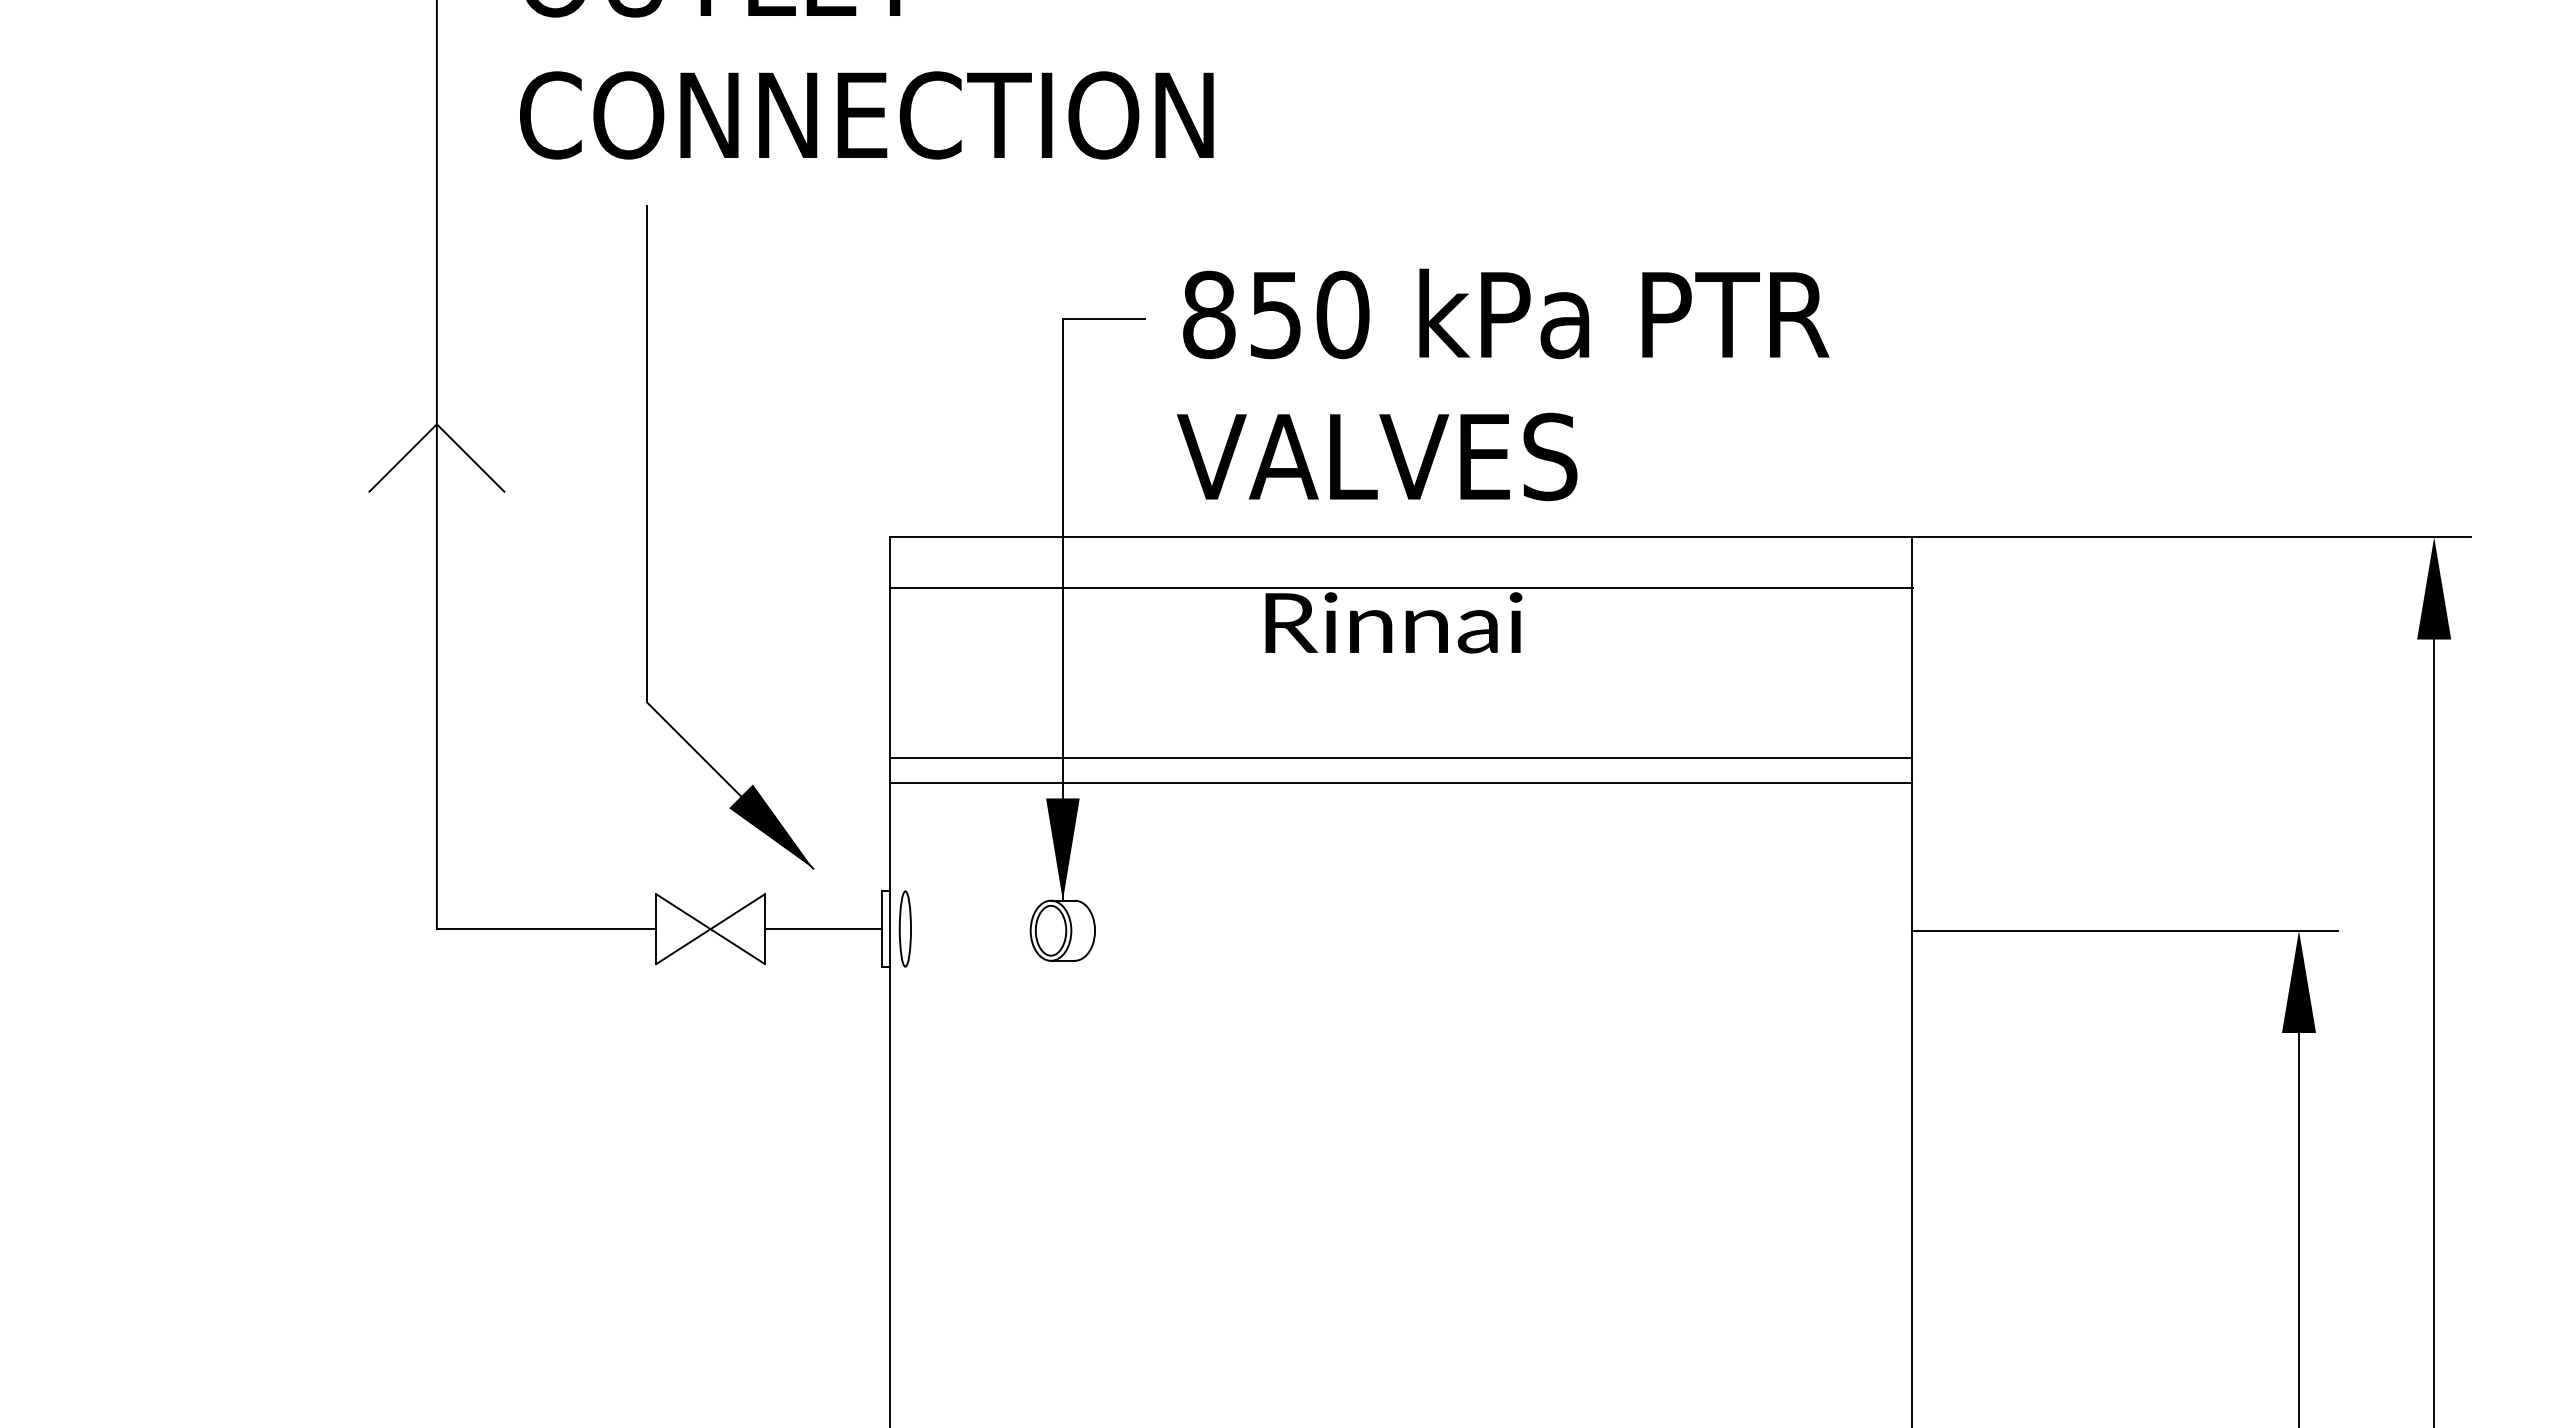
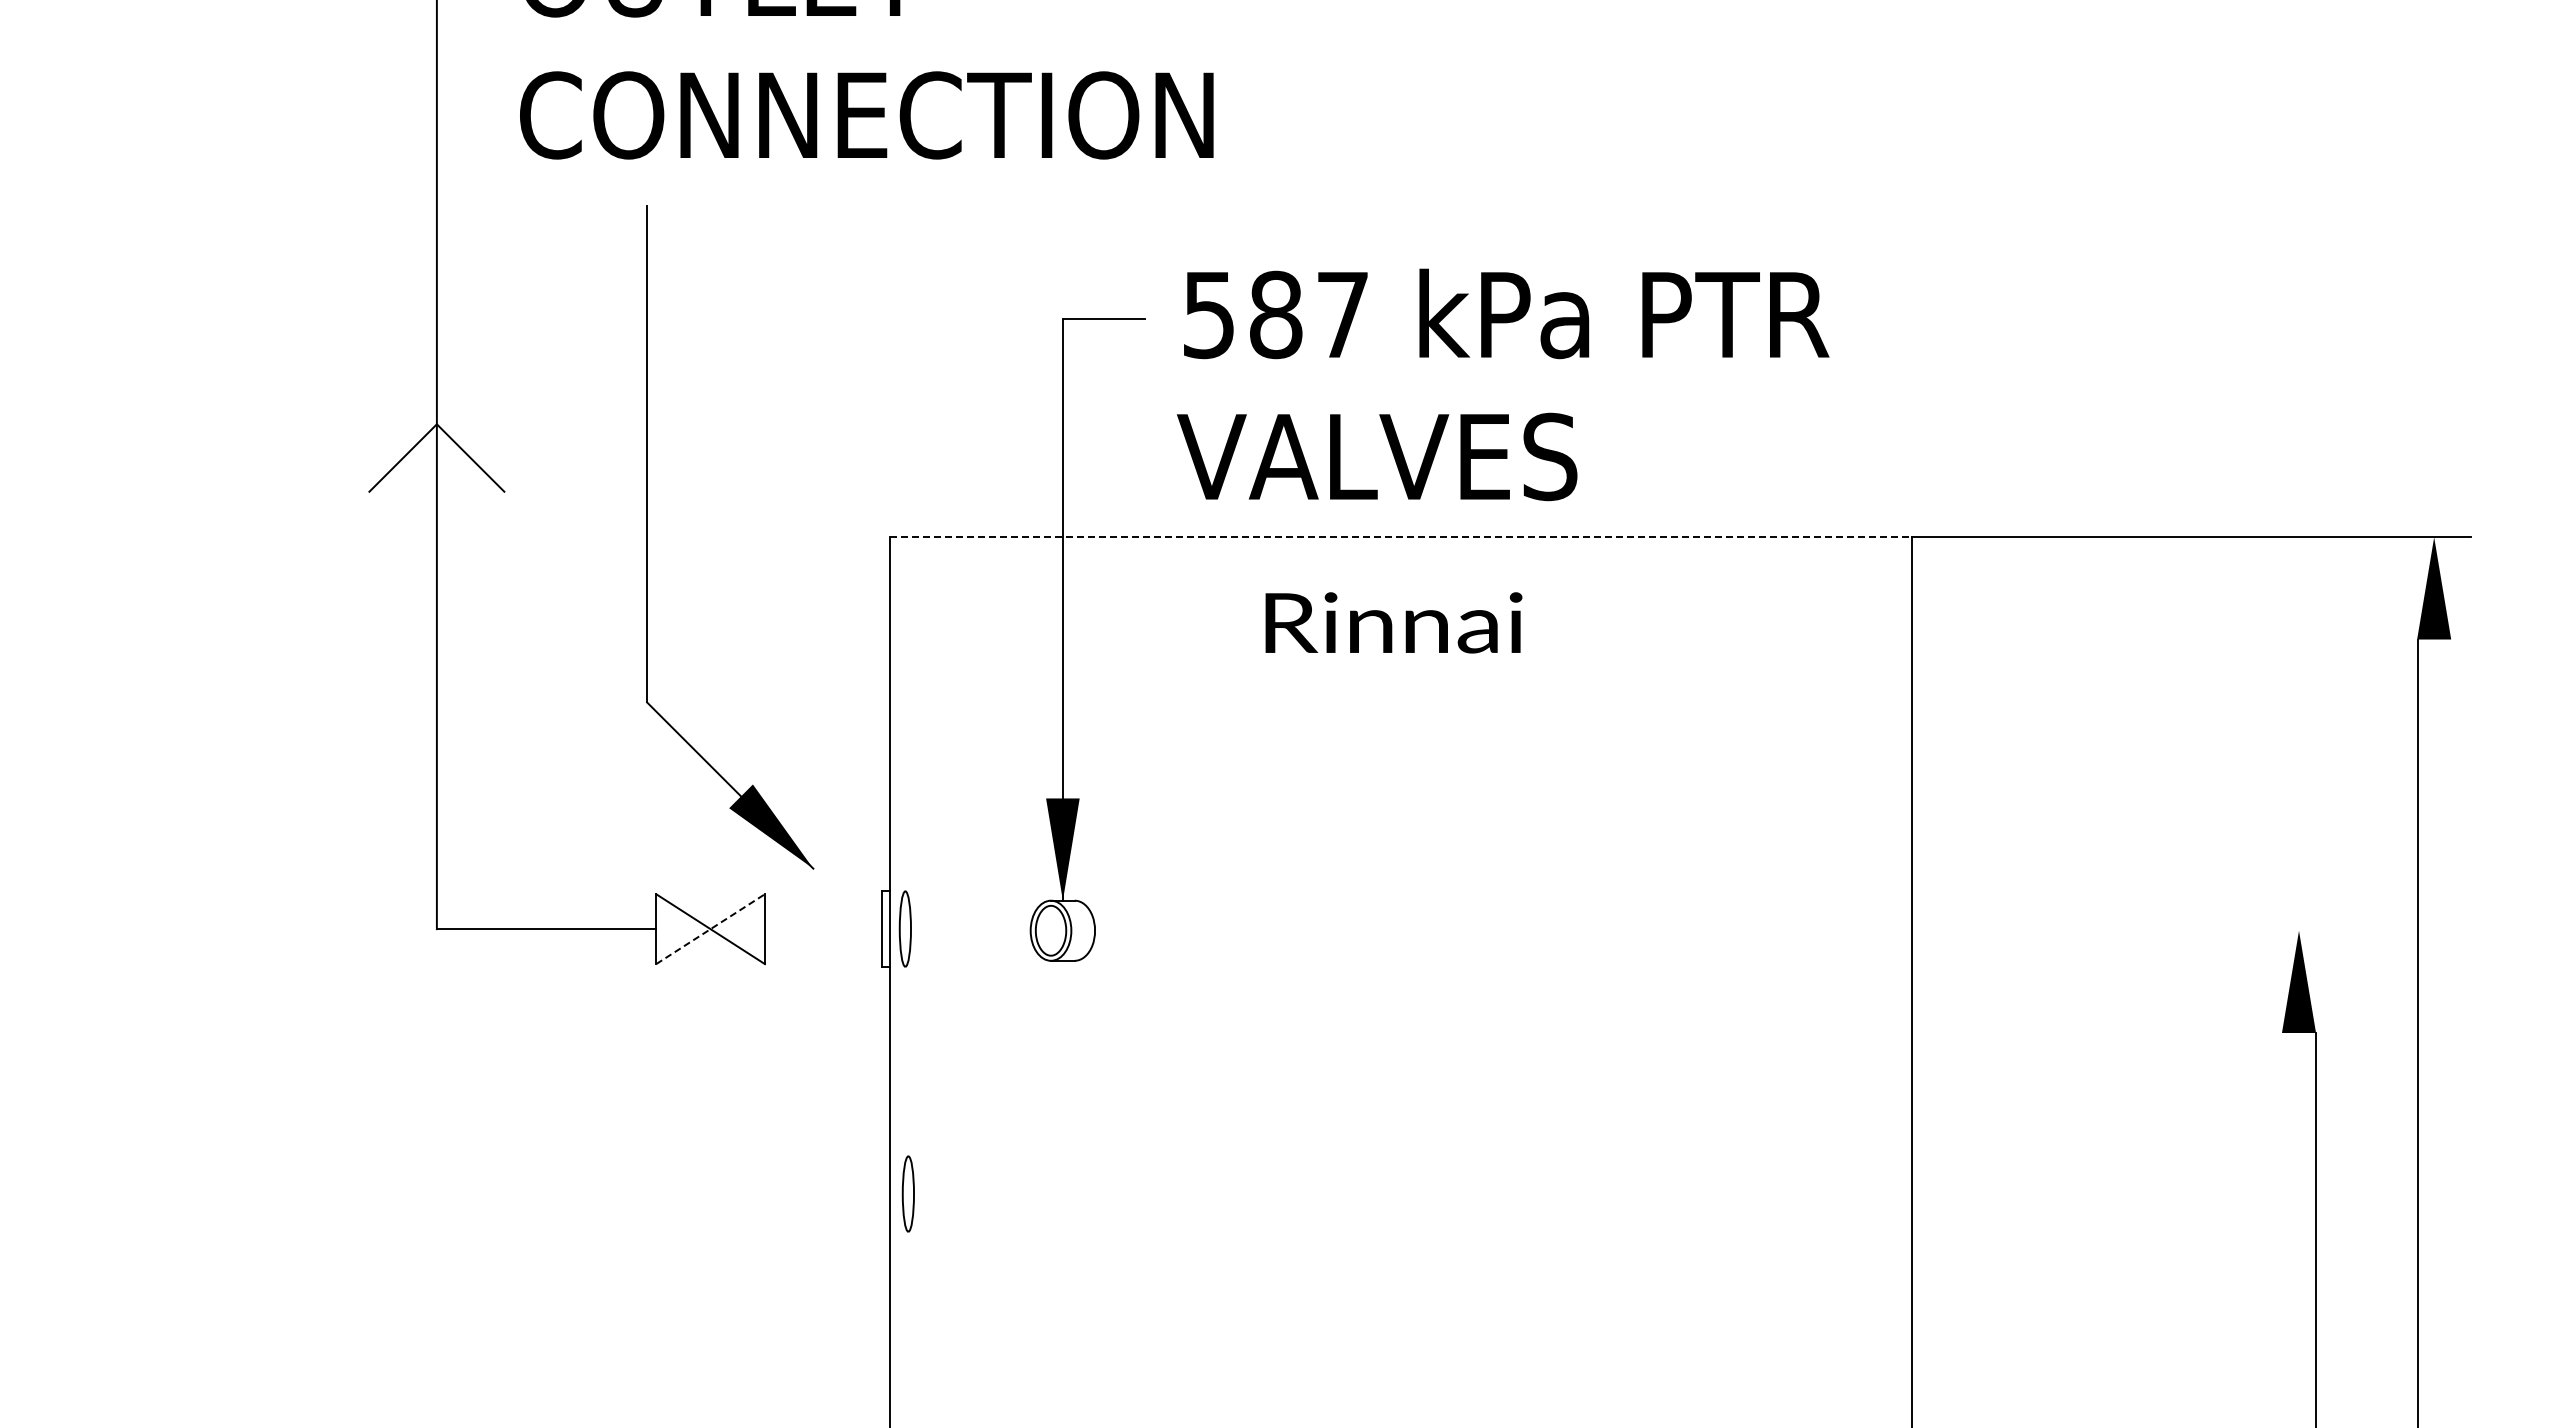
text: 850 -> 587 (1276, 314)
line: solid -> dashed (1401, 537)
line: present -> none (1400, 588)
line: present -> none (1400, 757)
line: present -> none (1400, 783)
line: solid -> dashed (710, 929)
line: present -> none (823, 929)
line: present -> none (2124, 930)
line position: (2434, 1031) -> (2418, 1031) (2418, 1031)
part: none -> present (907, 1193)
line position: (2299, 1228) -> (2316, 1228) (2316, 1228)
